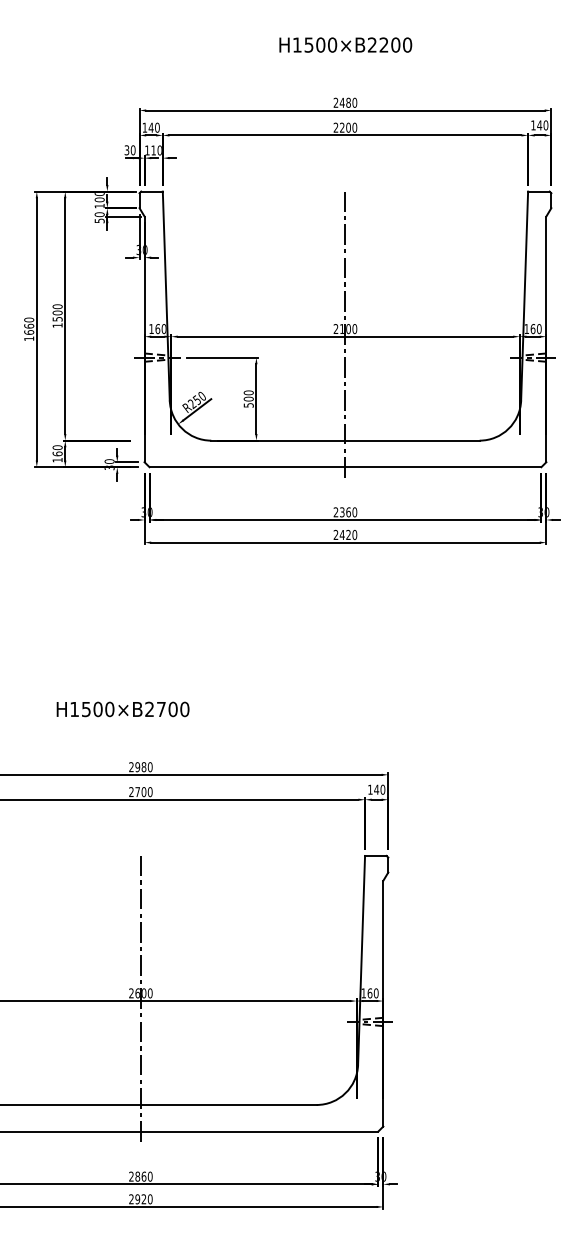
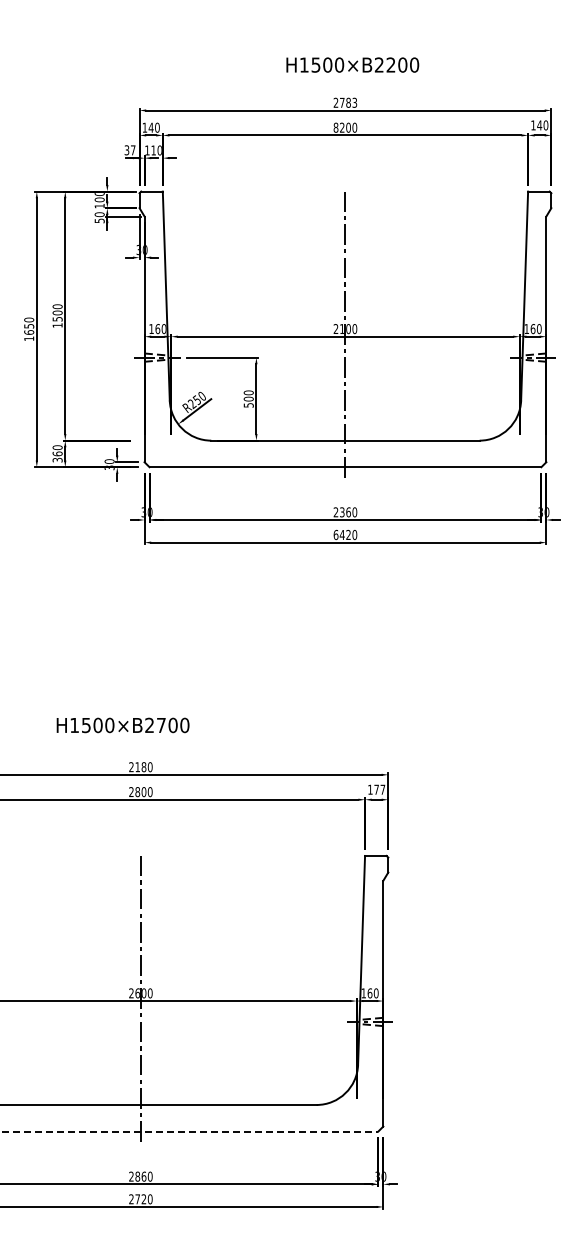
text position: (345, 44) -> (352, 64) (352, 64)
text: 2480 -> 2783 (348, 102)
text: 2200 -> 8200 (335, 127)
text: 30 -> 37 (132, 150)
text: 1660 -> 1650 (29, 325)
text: 160 -> 360 (57, 459)
text: 2420 -> 6420 (335, 534)
text position: (122, 709) -> (122, 725) (122, 725)
text: 2980 -> 2180 (137, 767)
text: 140 -> 177 (379, 789)
text: 2700 -> 2800 (137, 792)
line: solid -> dashed (189, 1131)
text: 2920 -> 2720 (137, 1199)
